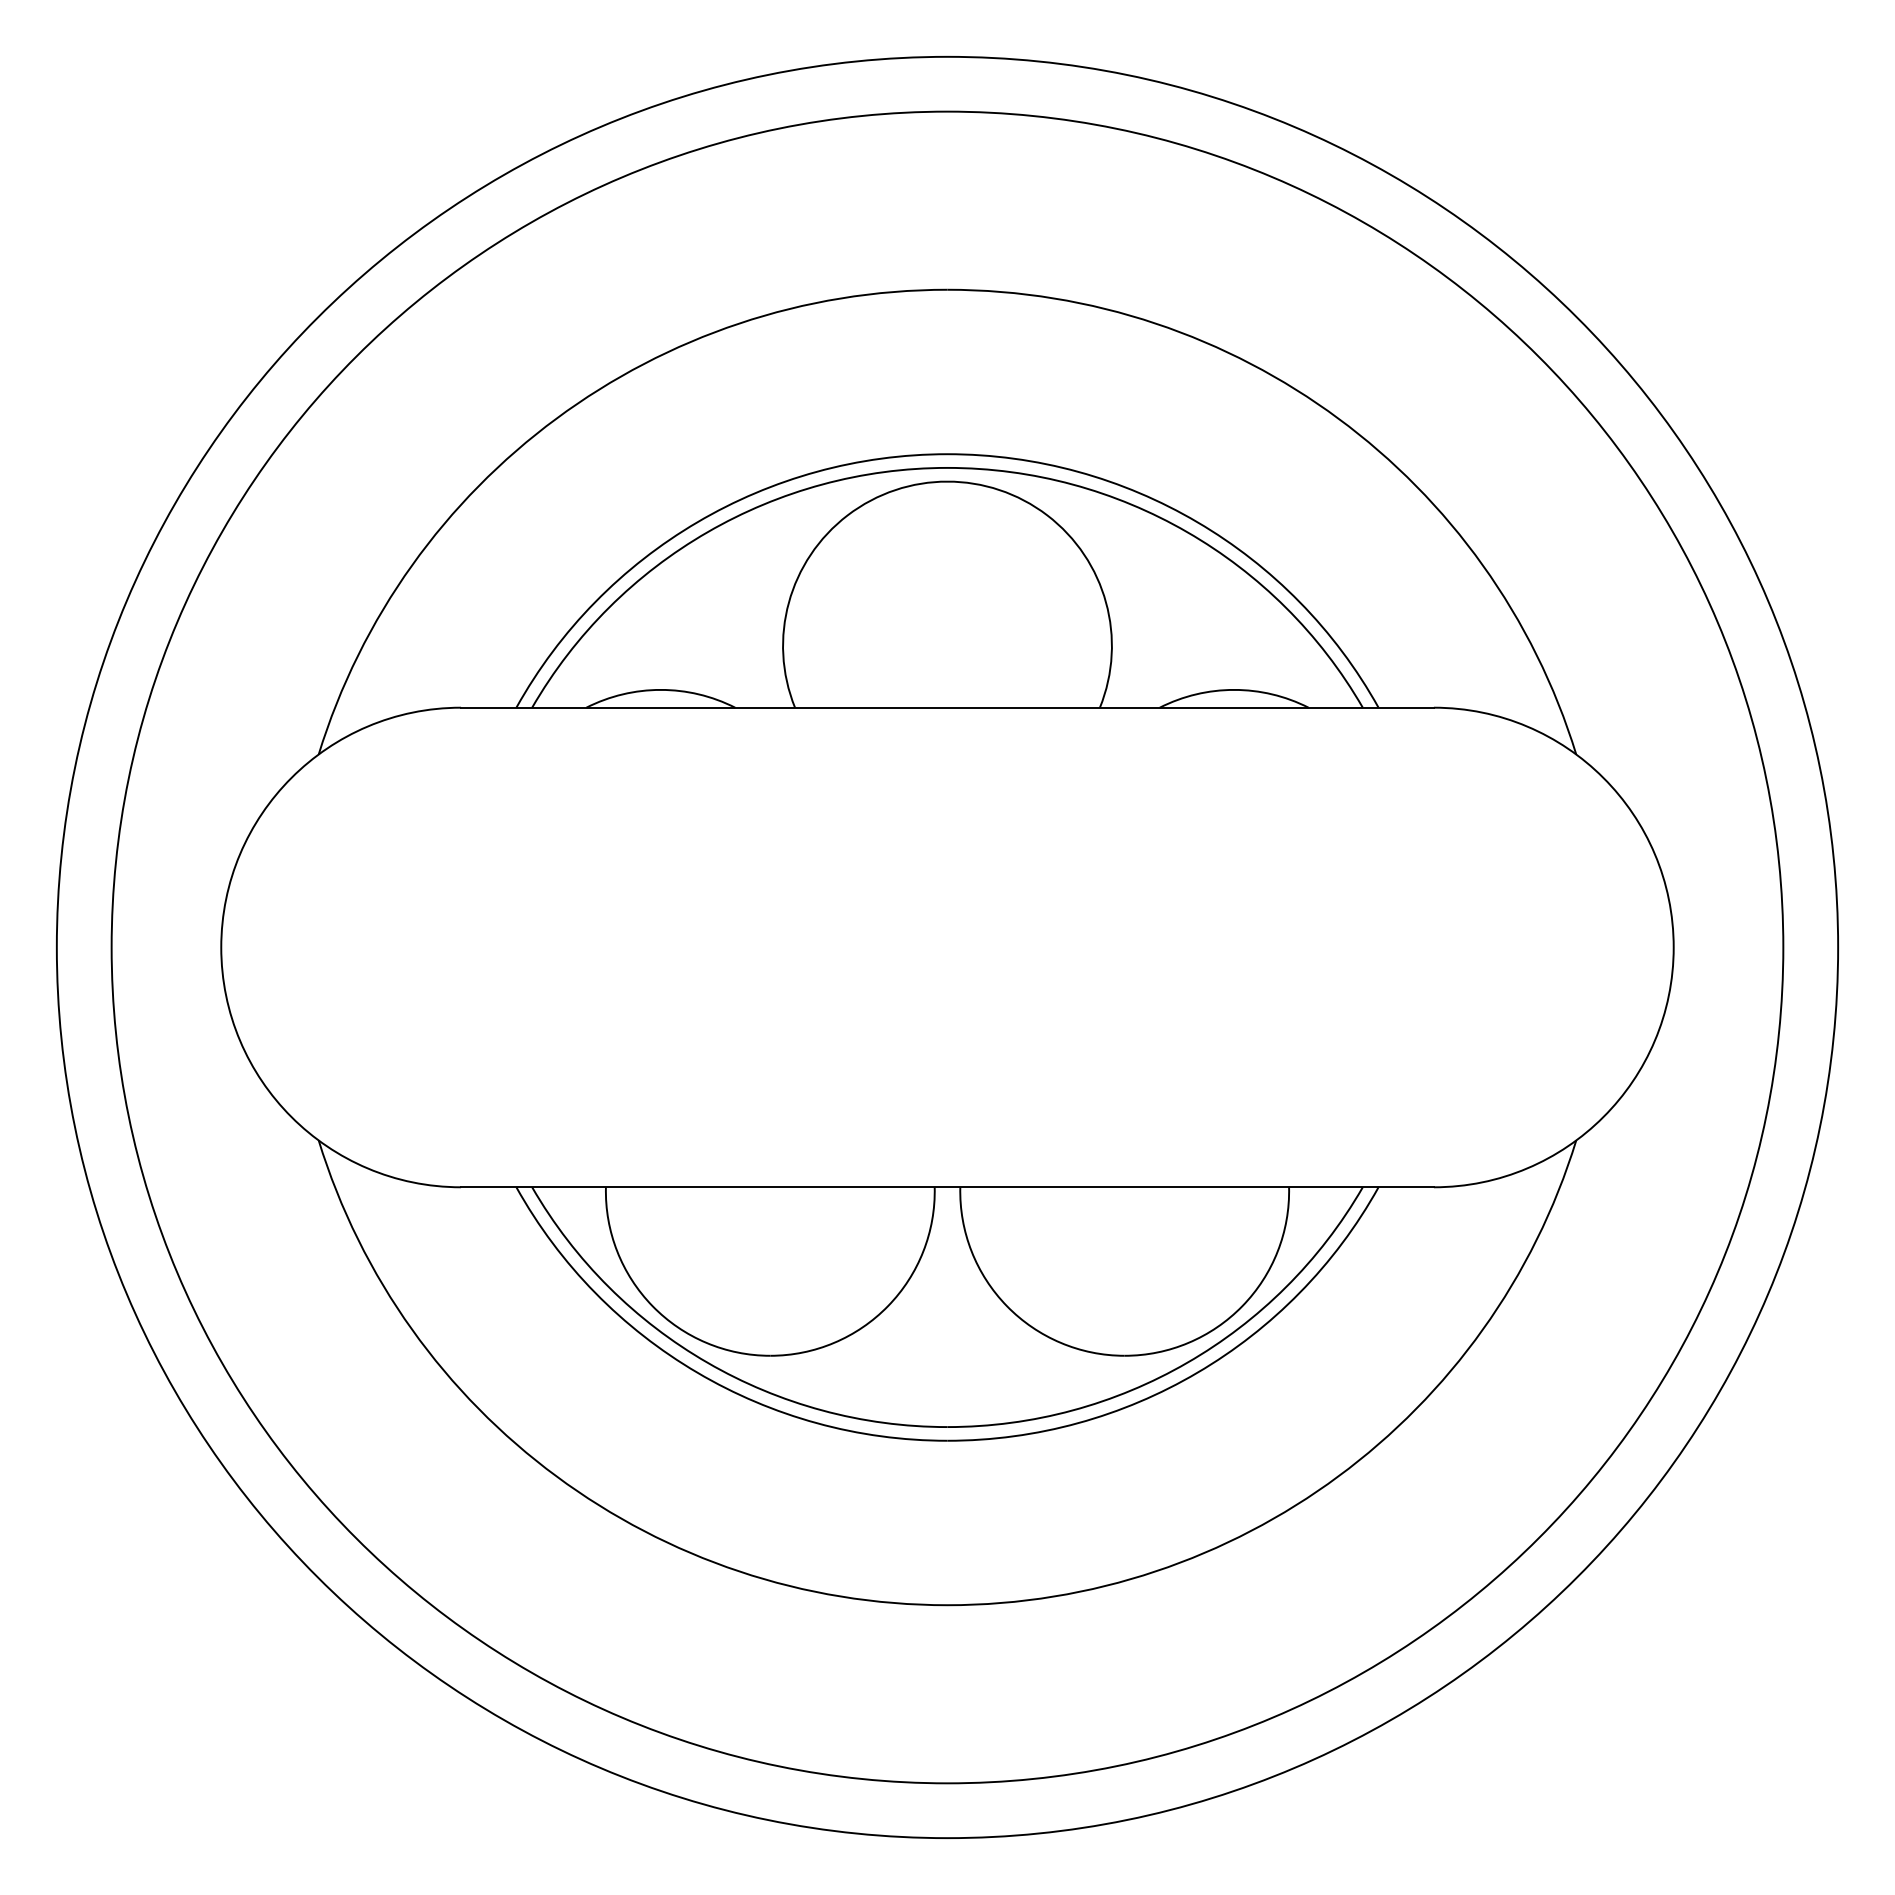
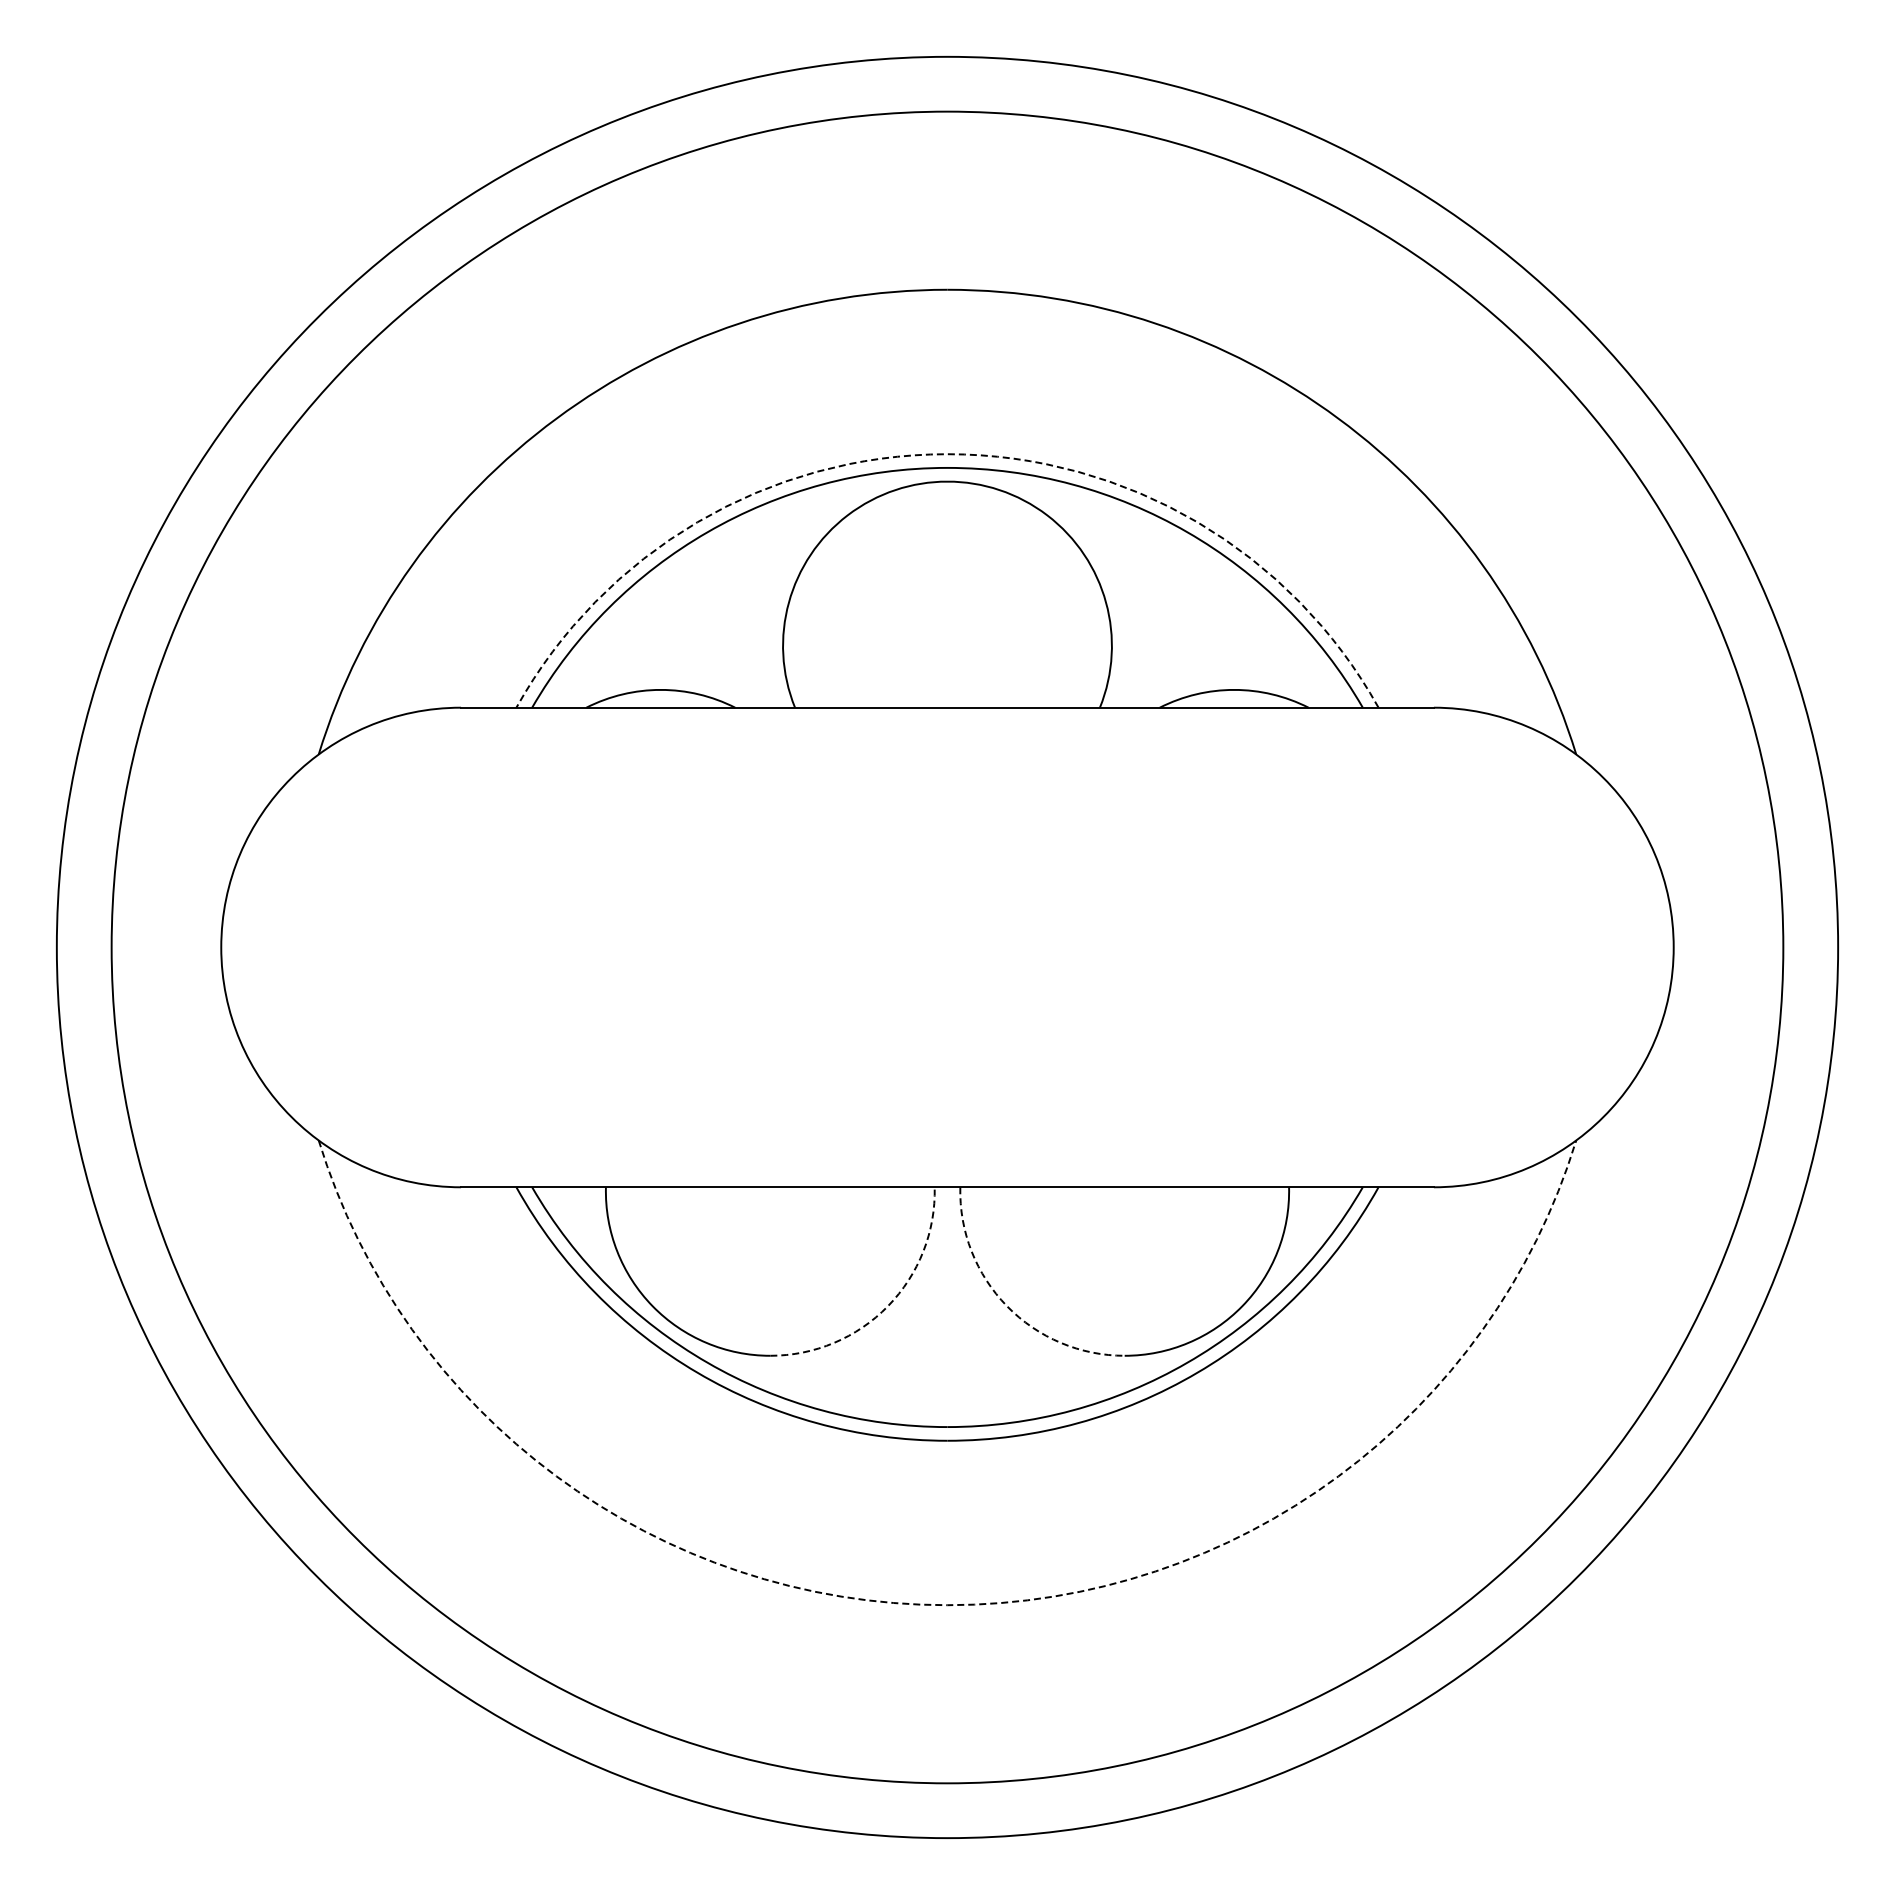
arc: solid -> dashed (947, 454)
arc: solid -> dashed (888, 1306)
arc: solid -> dashed (1006, 1306)
arc: solid -> dashed (947, 1605)
